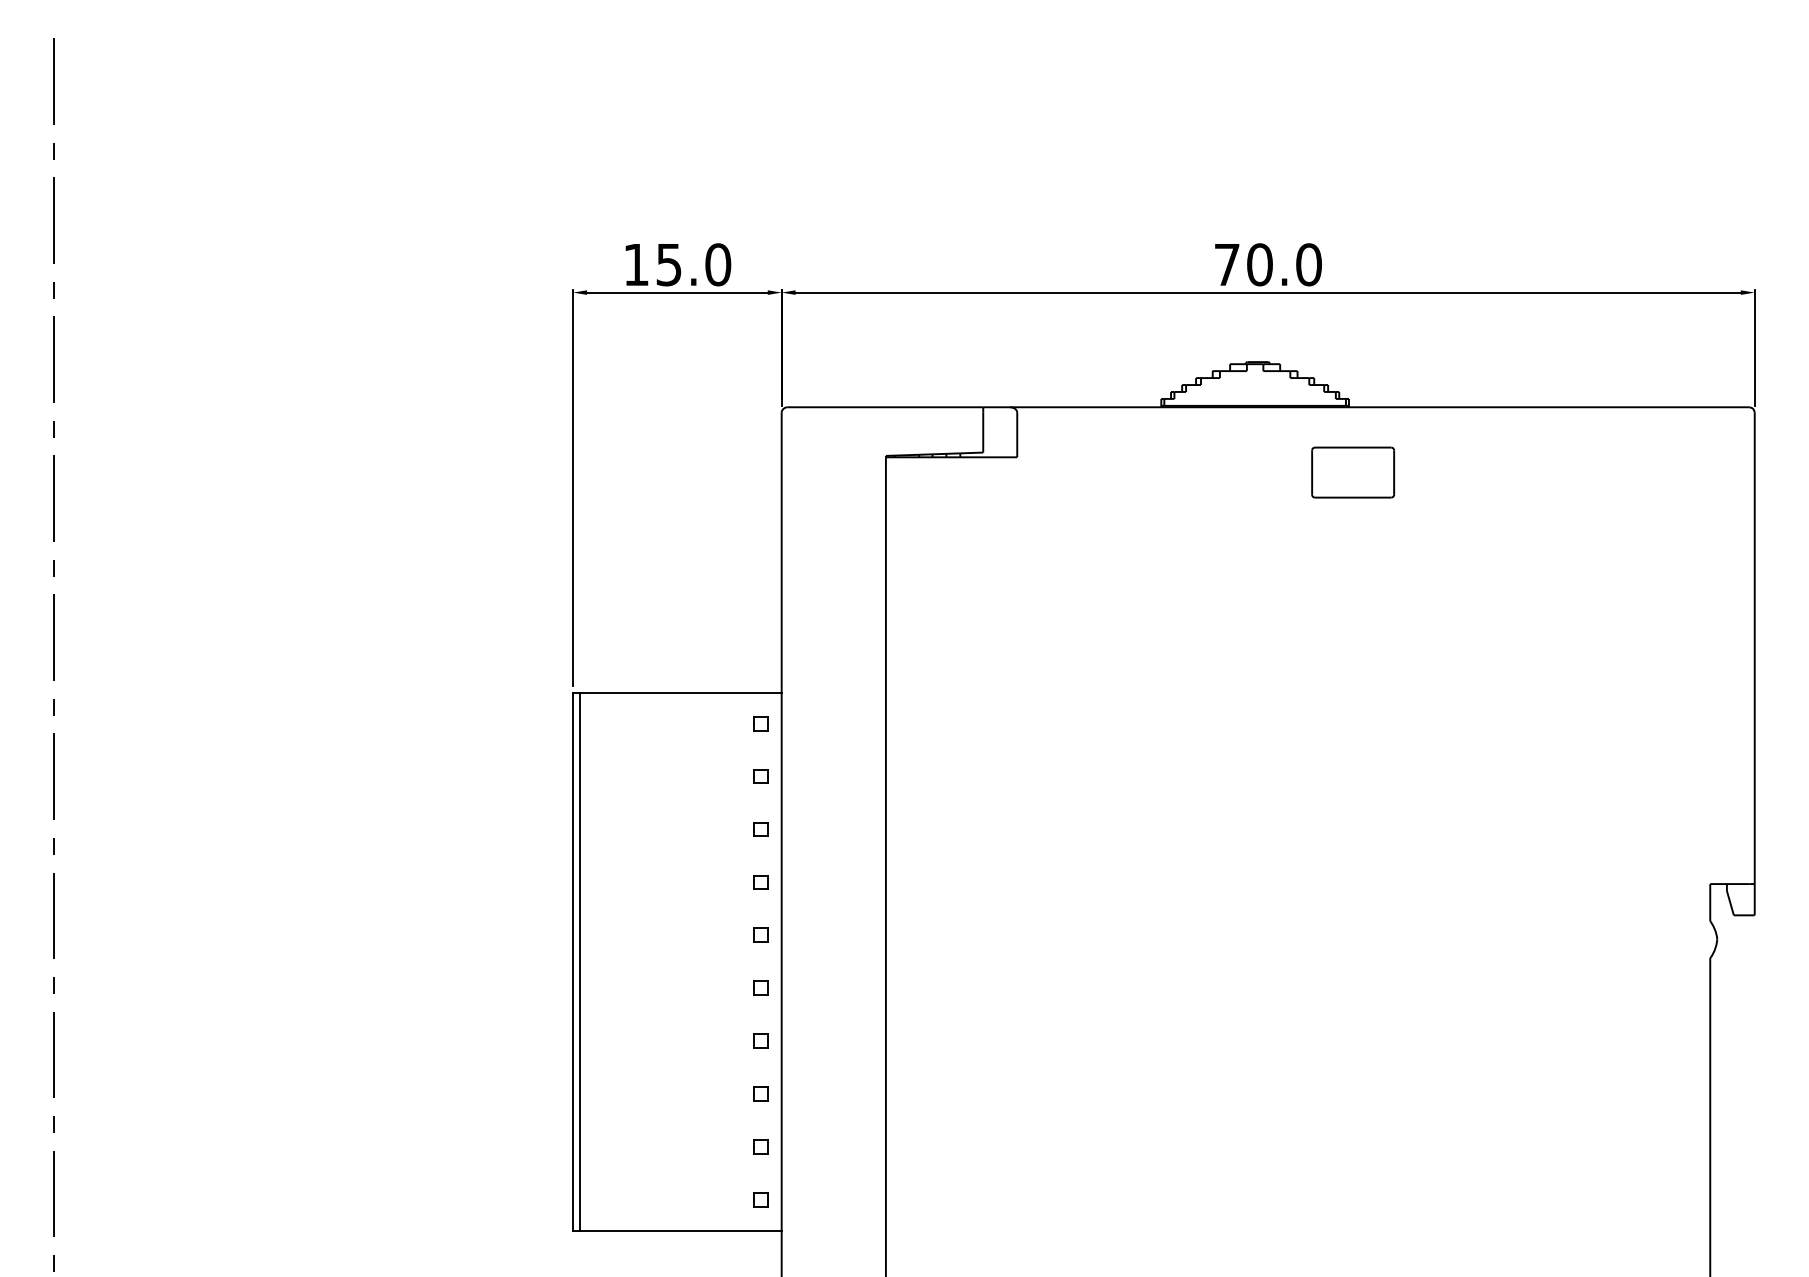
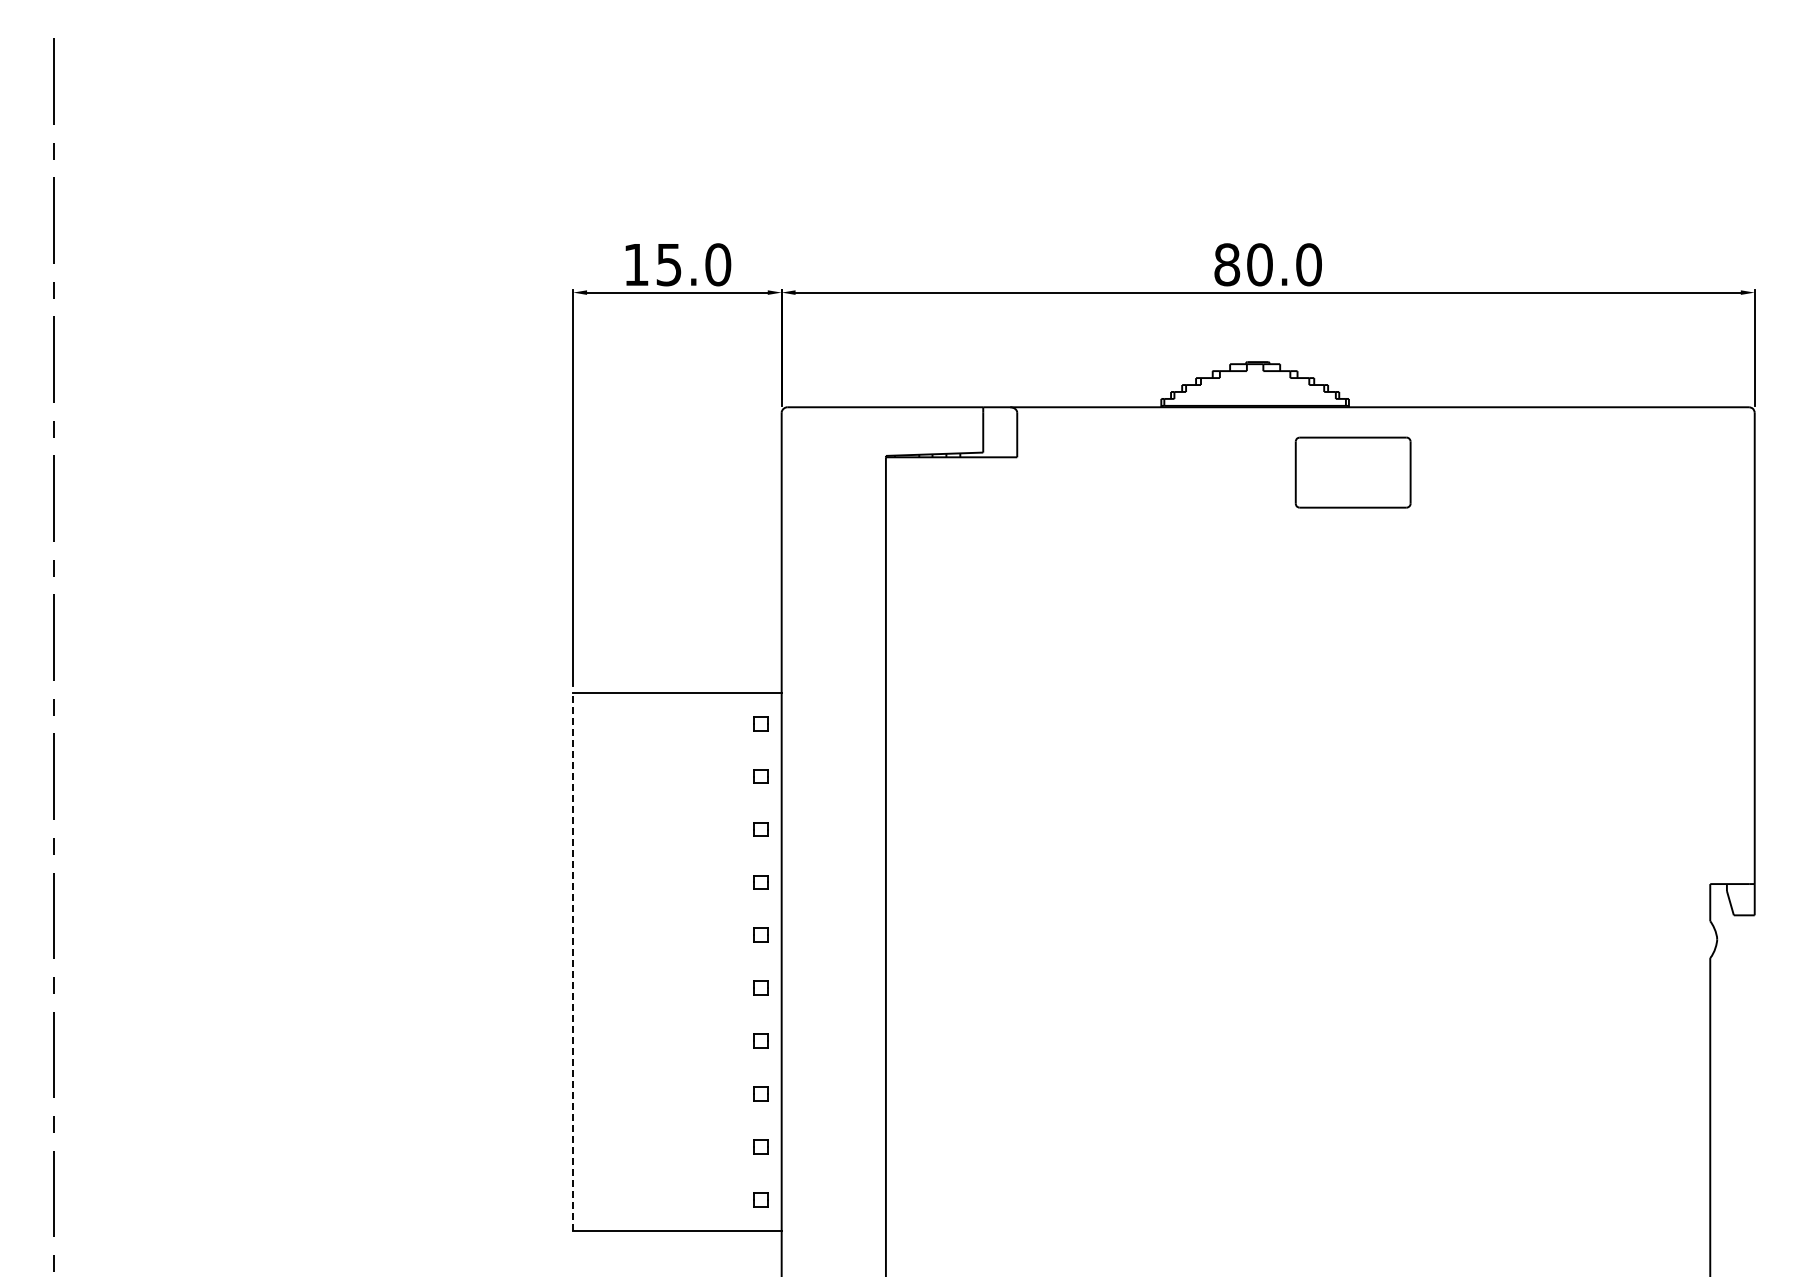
text: 70.0 -> 80.0 (1227, 264)
part size: 84x53 px -> 118x73 px (1352, 472)
line: solid -> dashed (573, 961)
line: present -> none (580, 961)
